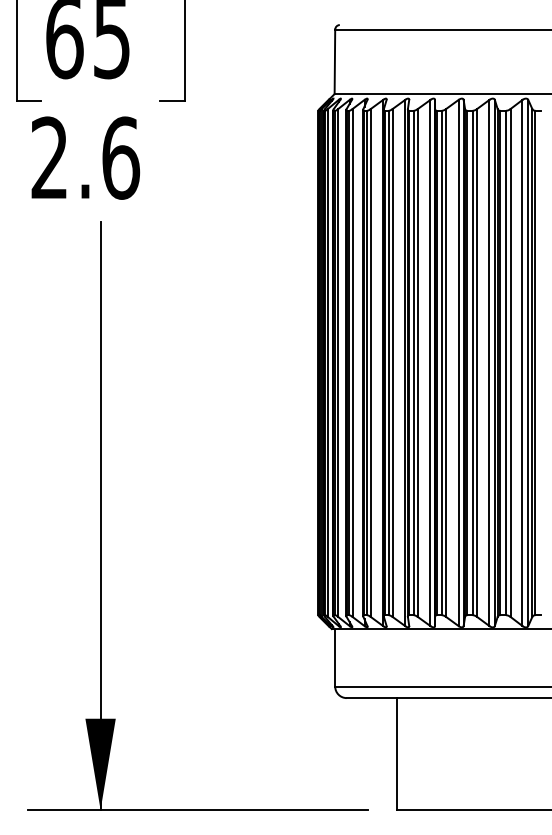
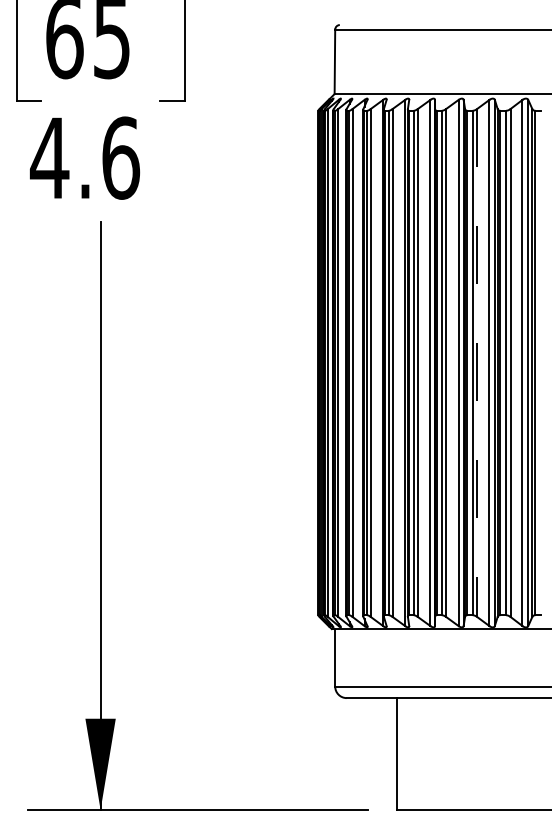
text: 2.6 -> 4.6 (49, 157)
line: solid -> dashed (477, 363)
